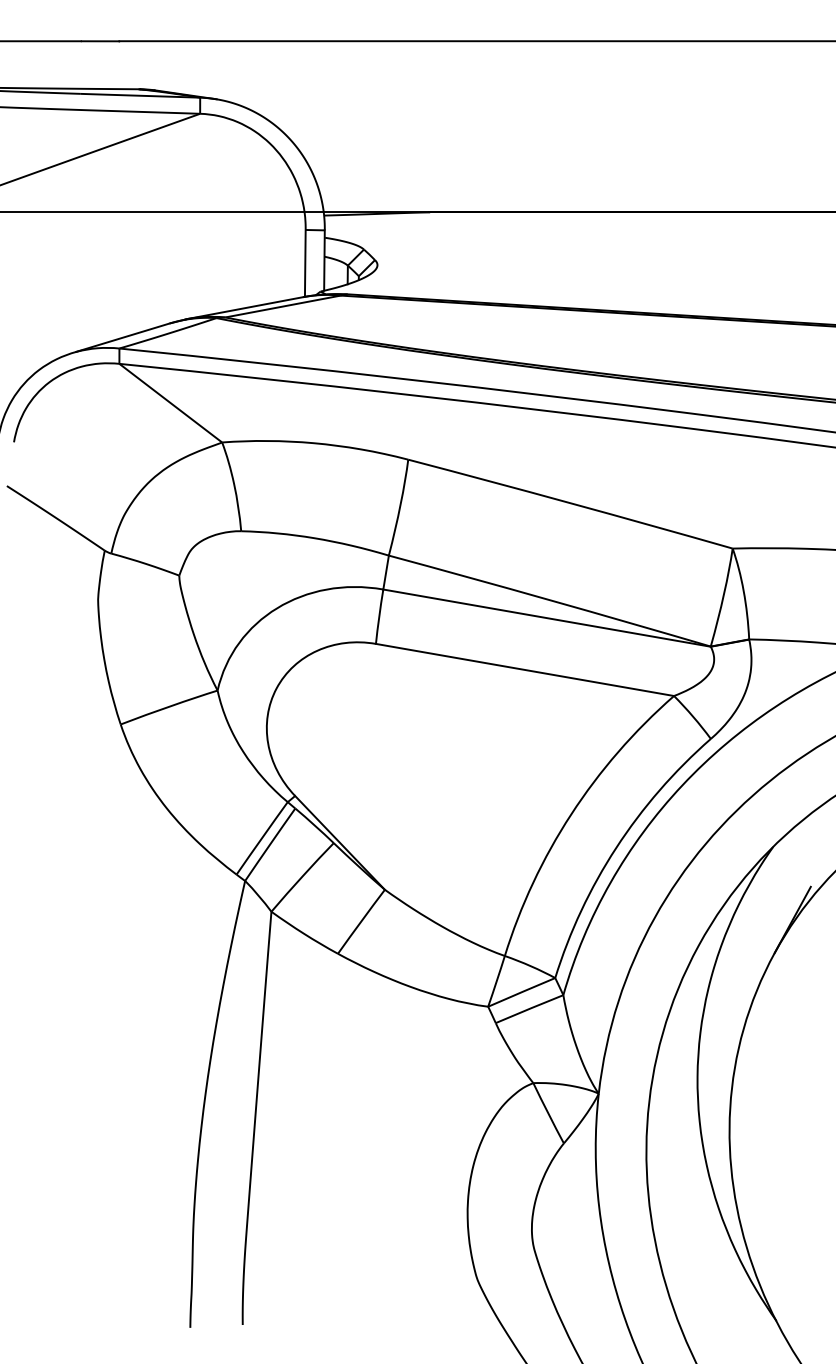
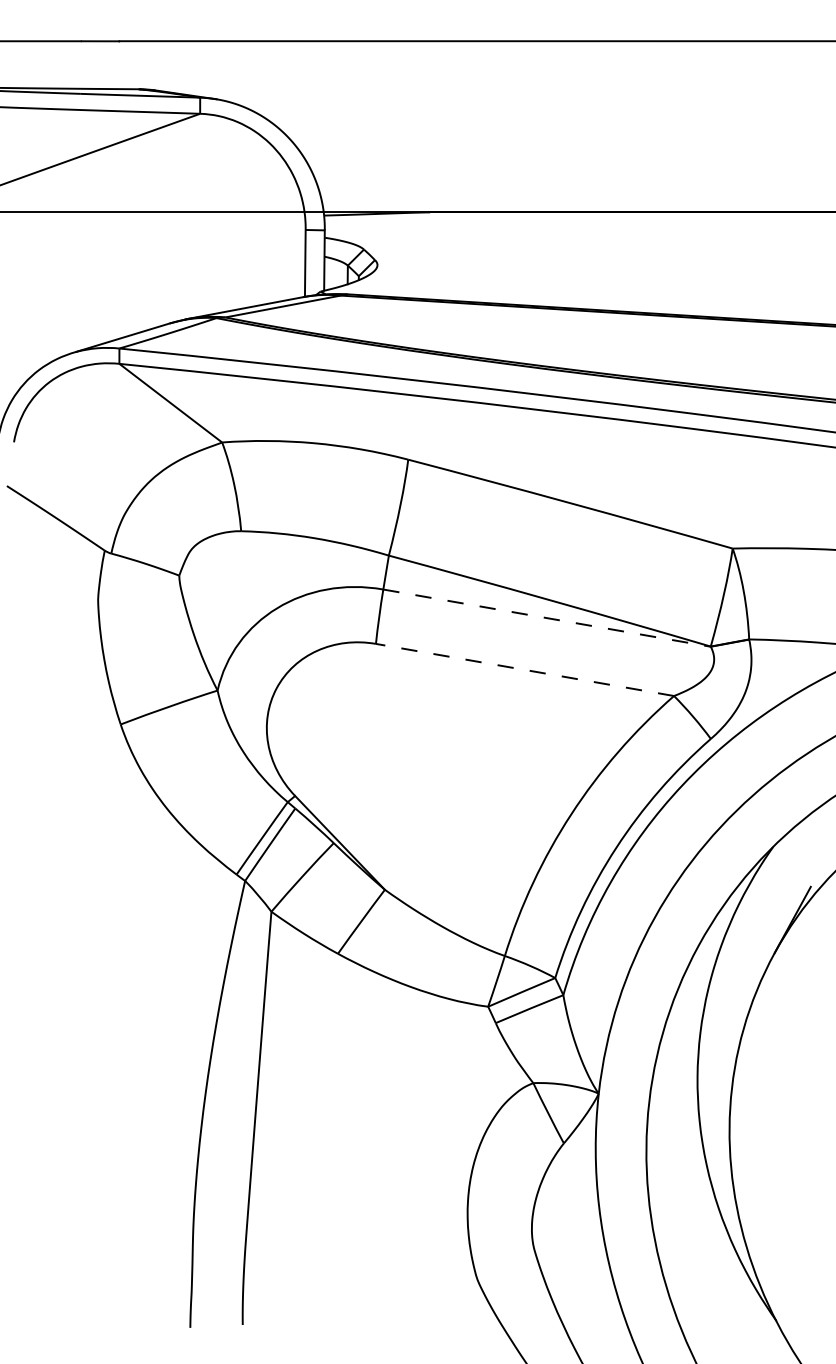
line: solid -> dashed (547, 618)
line: solid -> dashed (524, 669)
